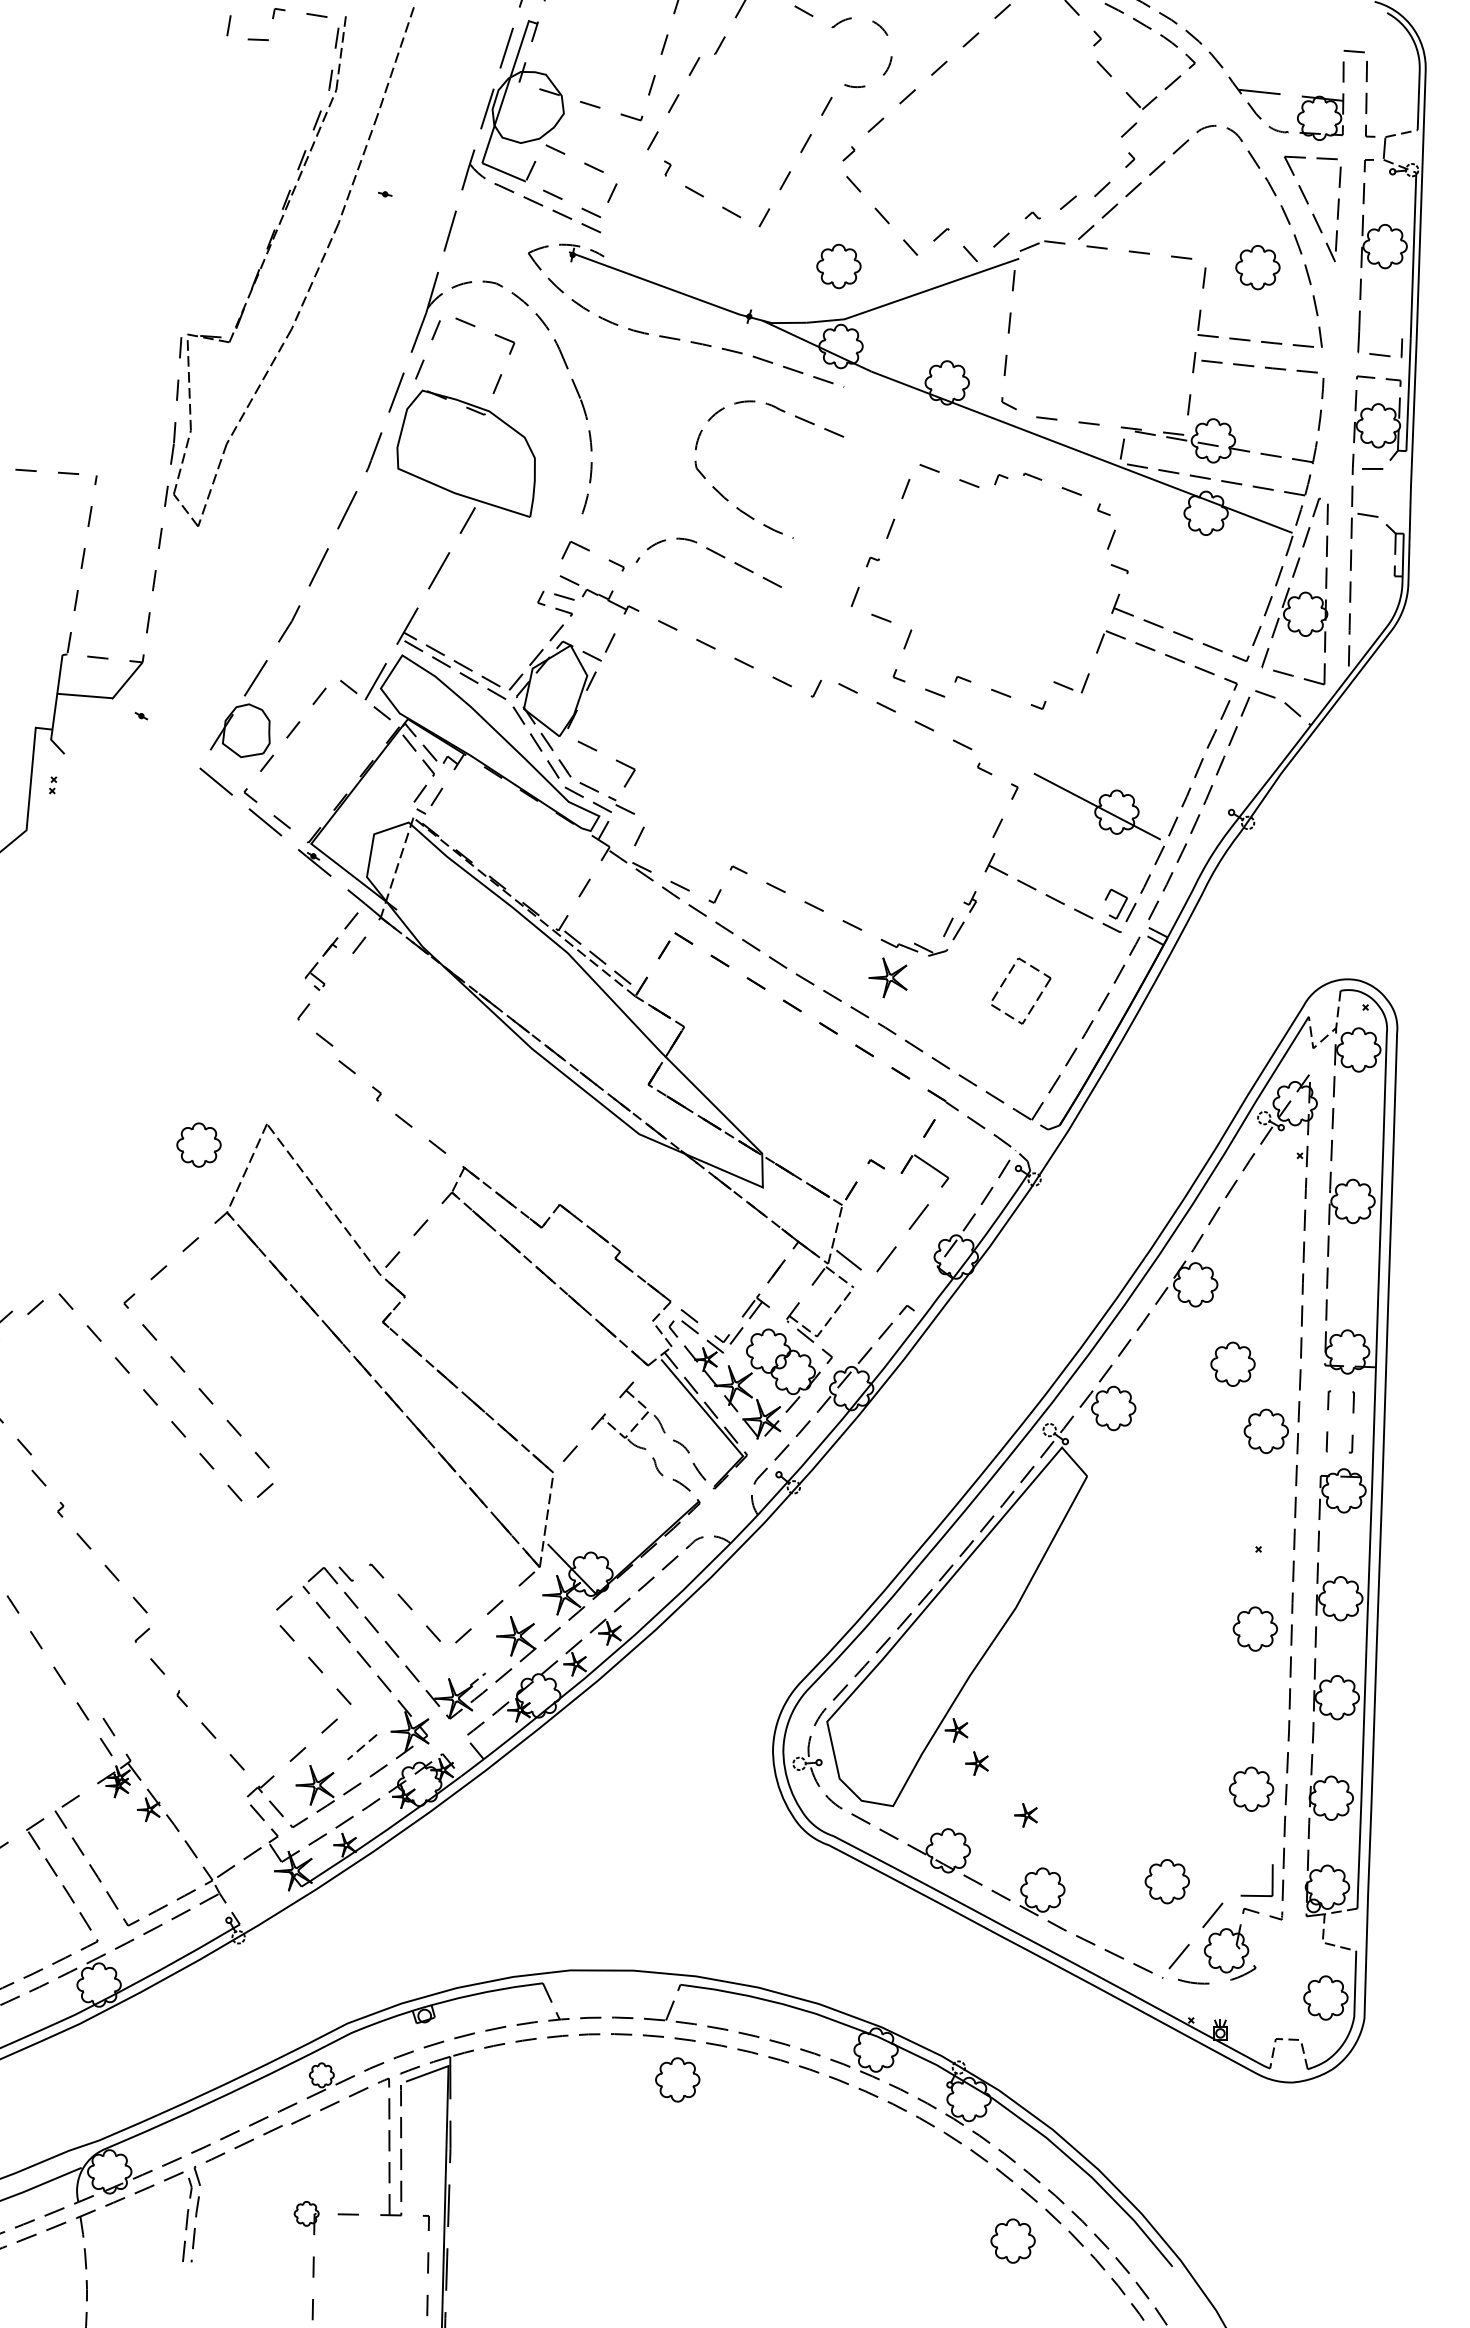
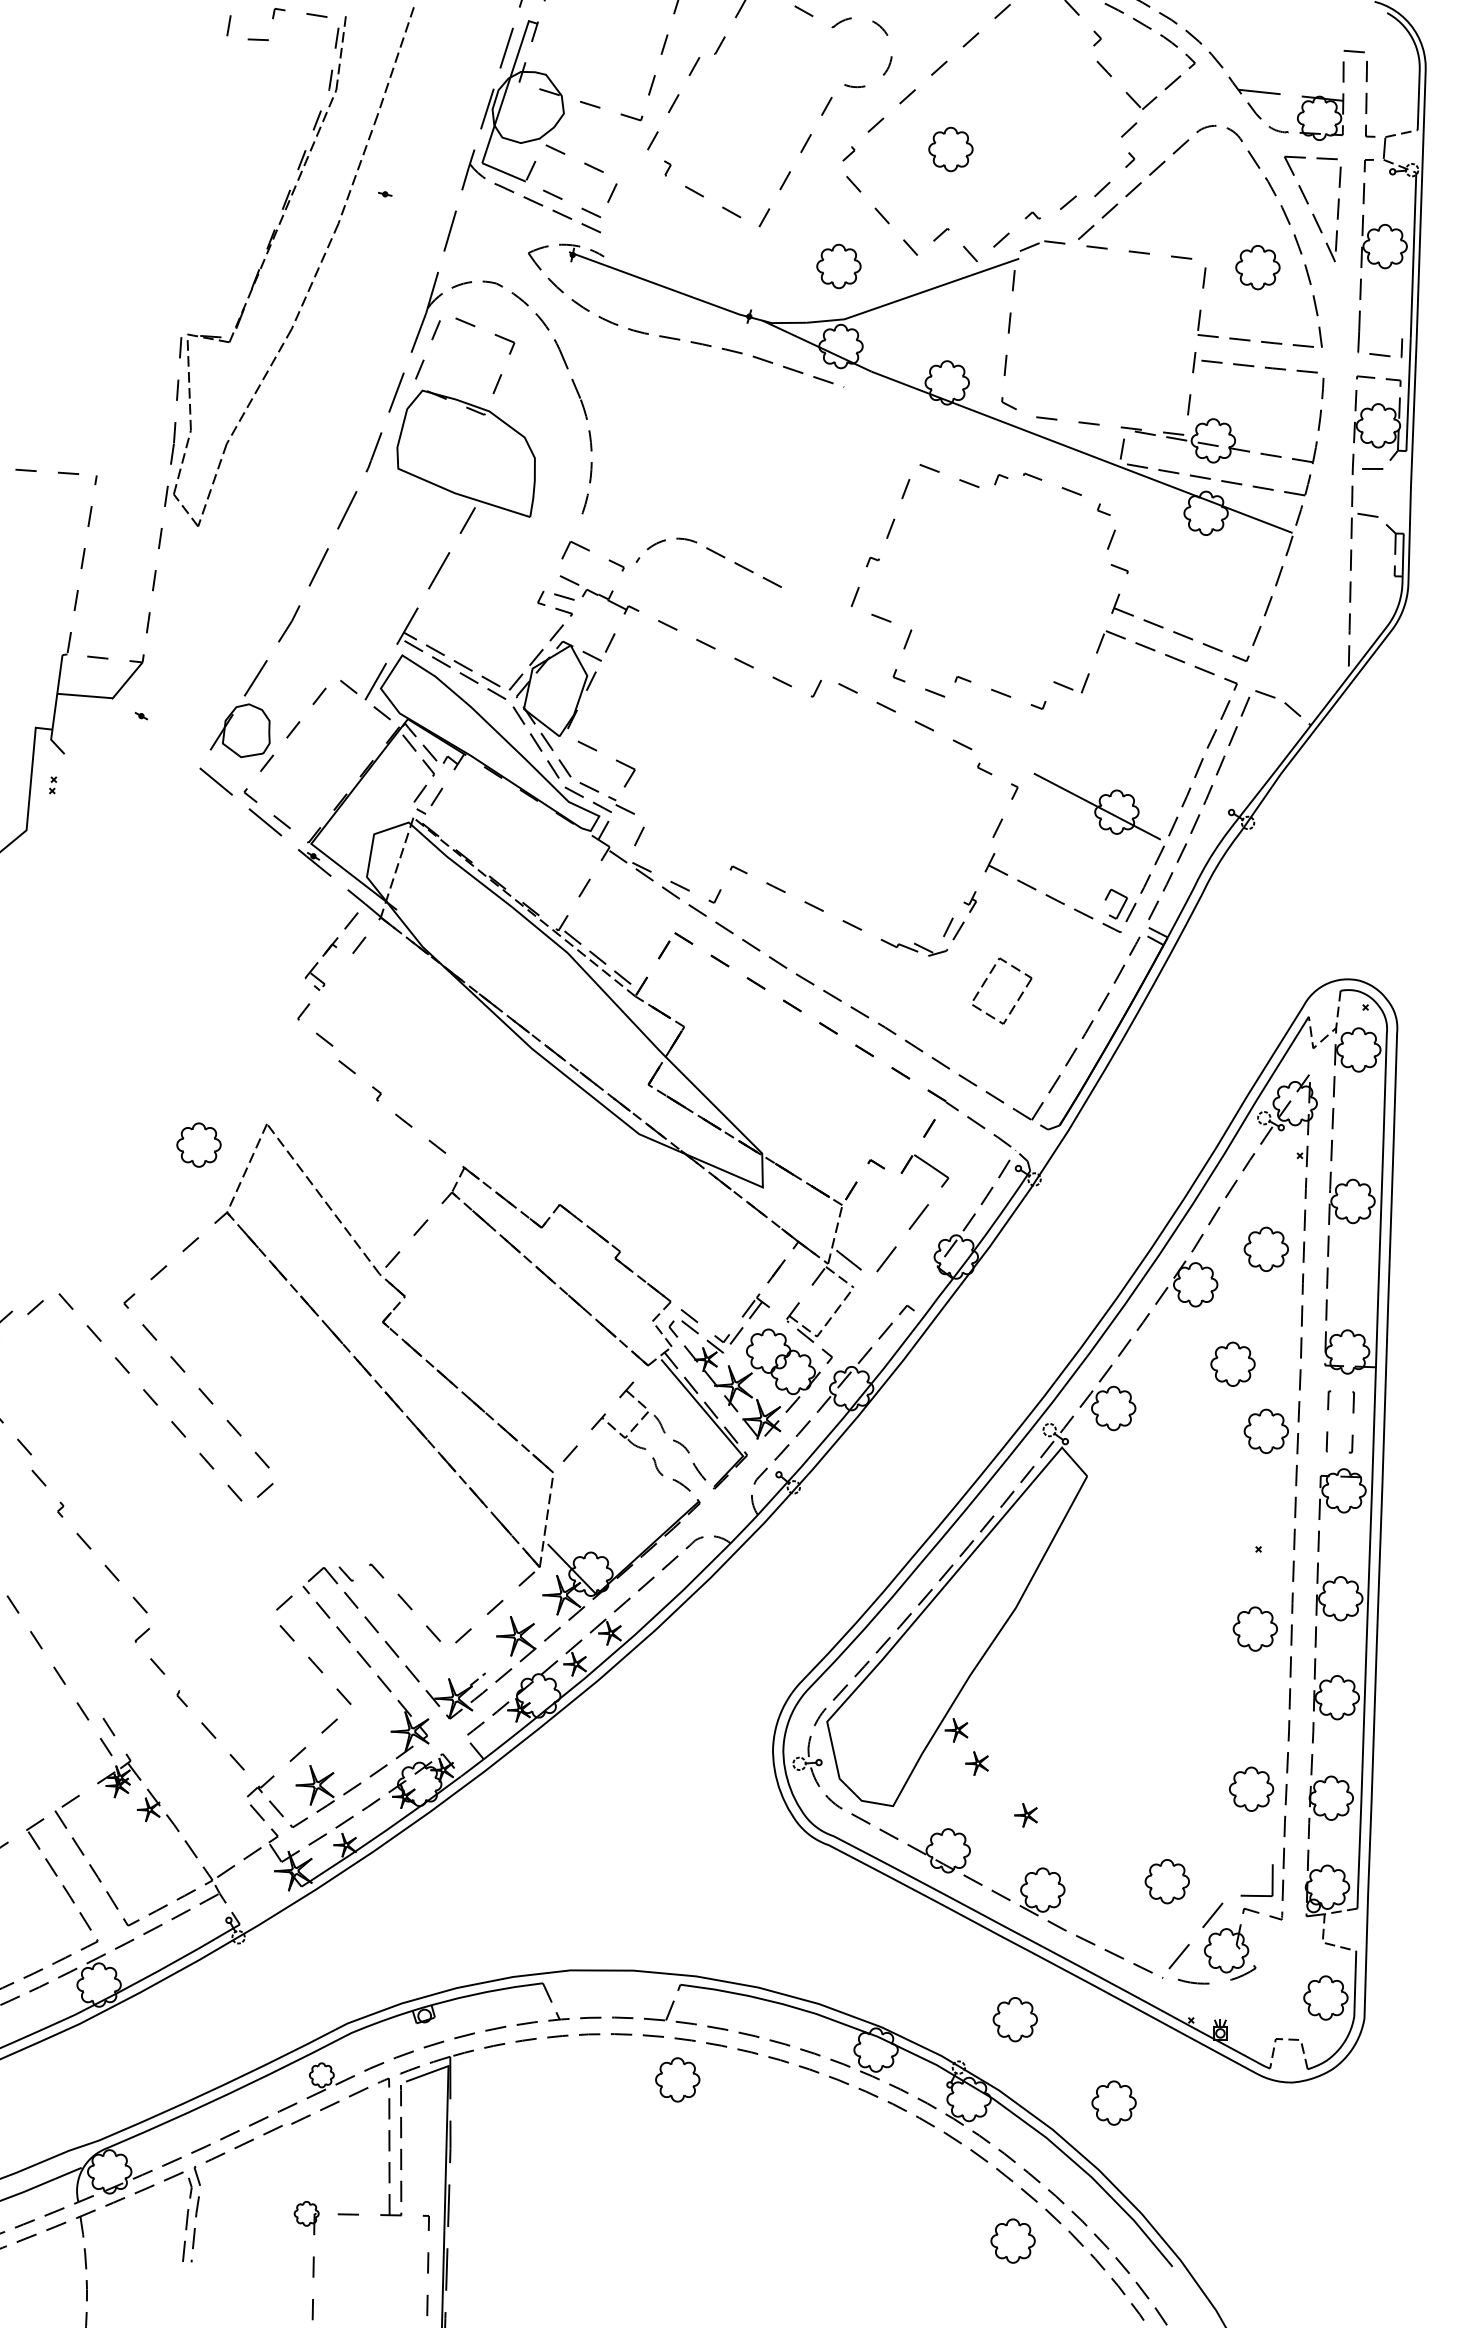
part: none -> present (950, 149)
curve: present -> none (738, 507)
part: present -> none (1294, 591)
part: present -> none (887, 977)
part position: (1037, 997) -> (1018, 997) (1018, 997)
part: none -> present (1265, 1248)
line: present -> none (362, 1747)
part: none -> present (1014, 2019)
part: none -> present (1113, 2102)
